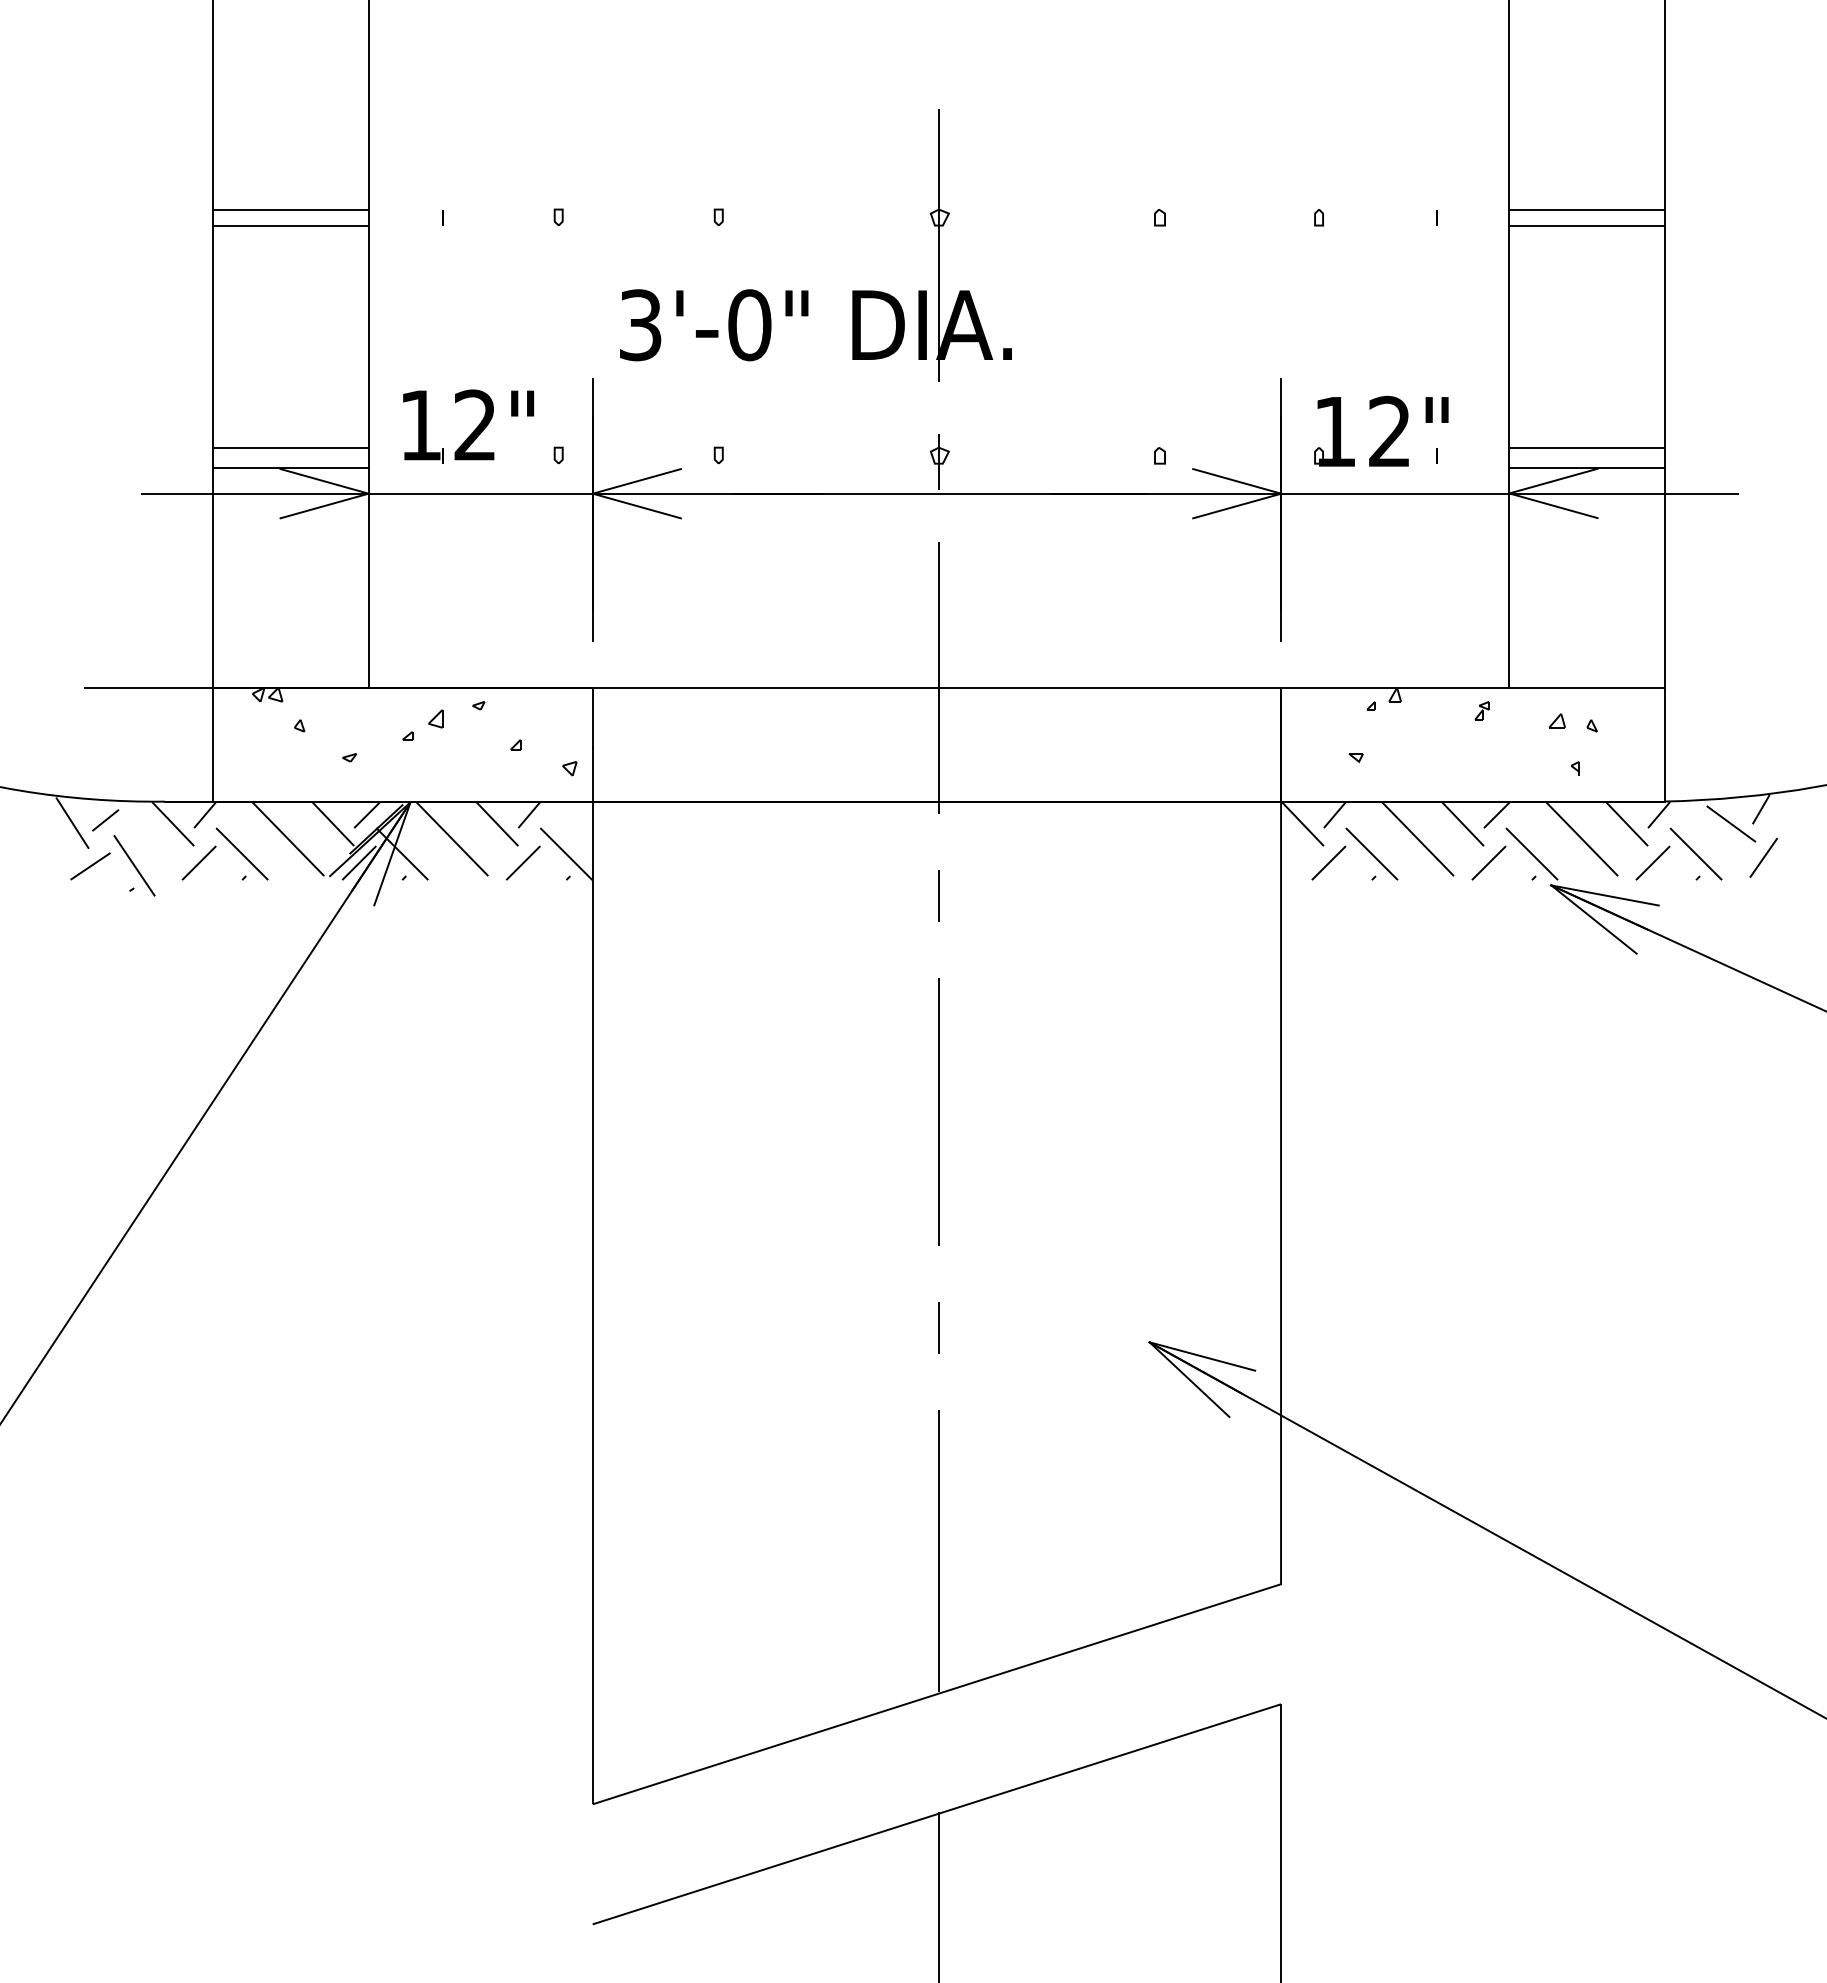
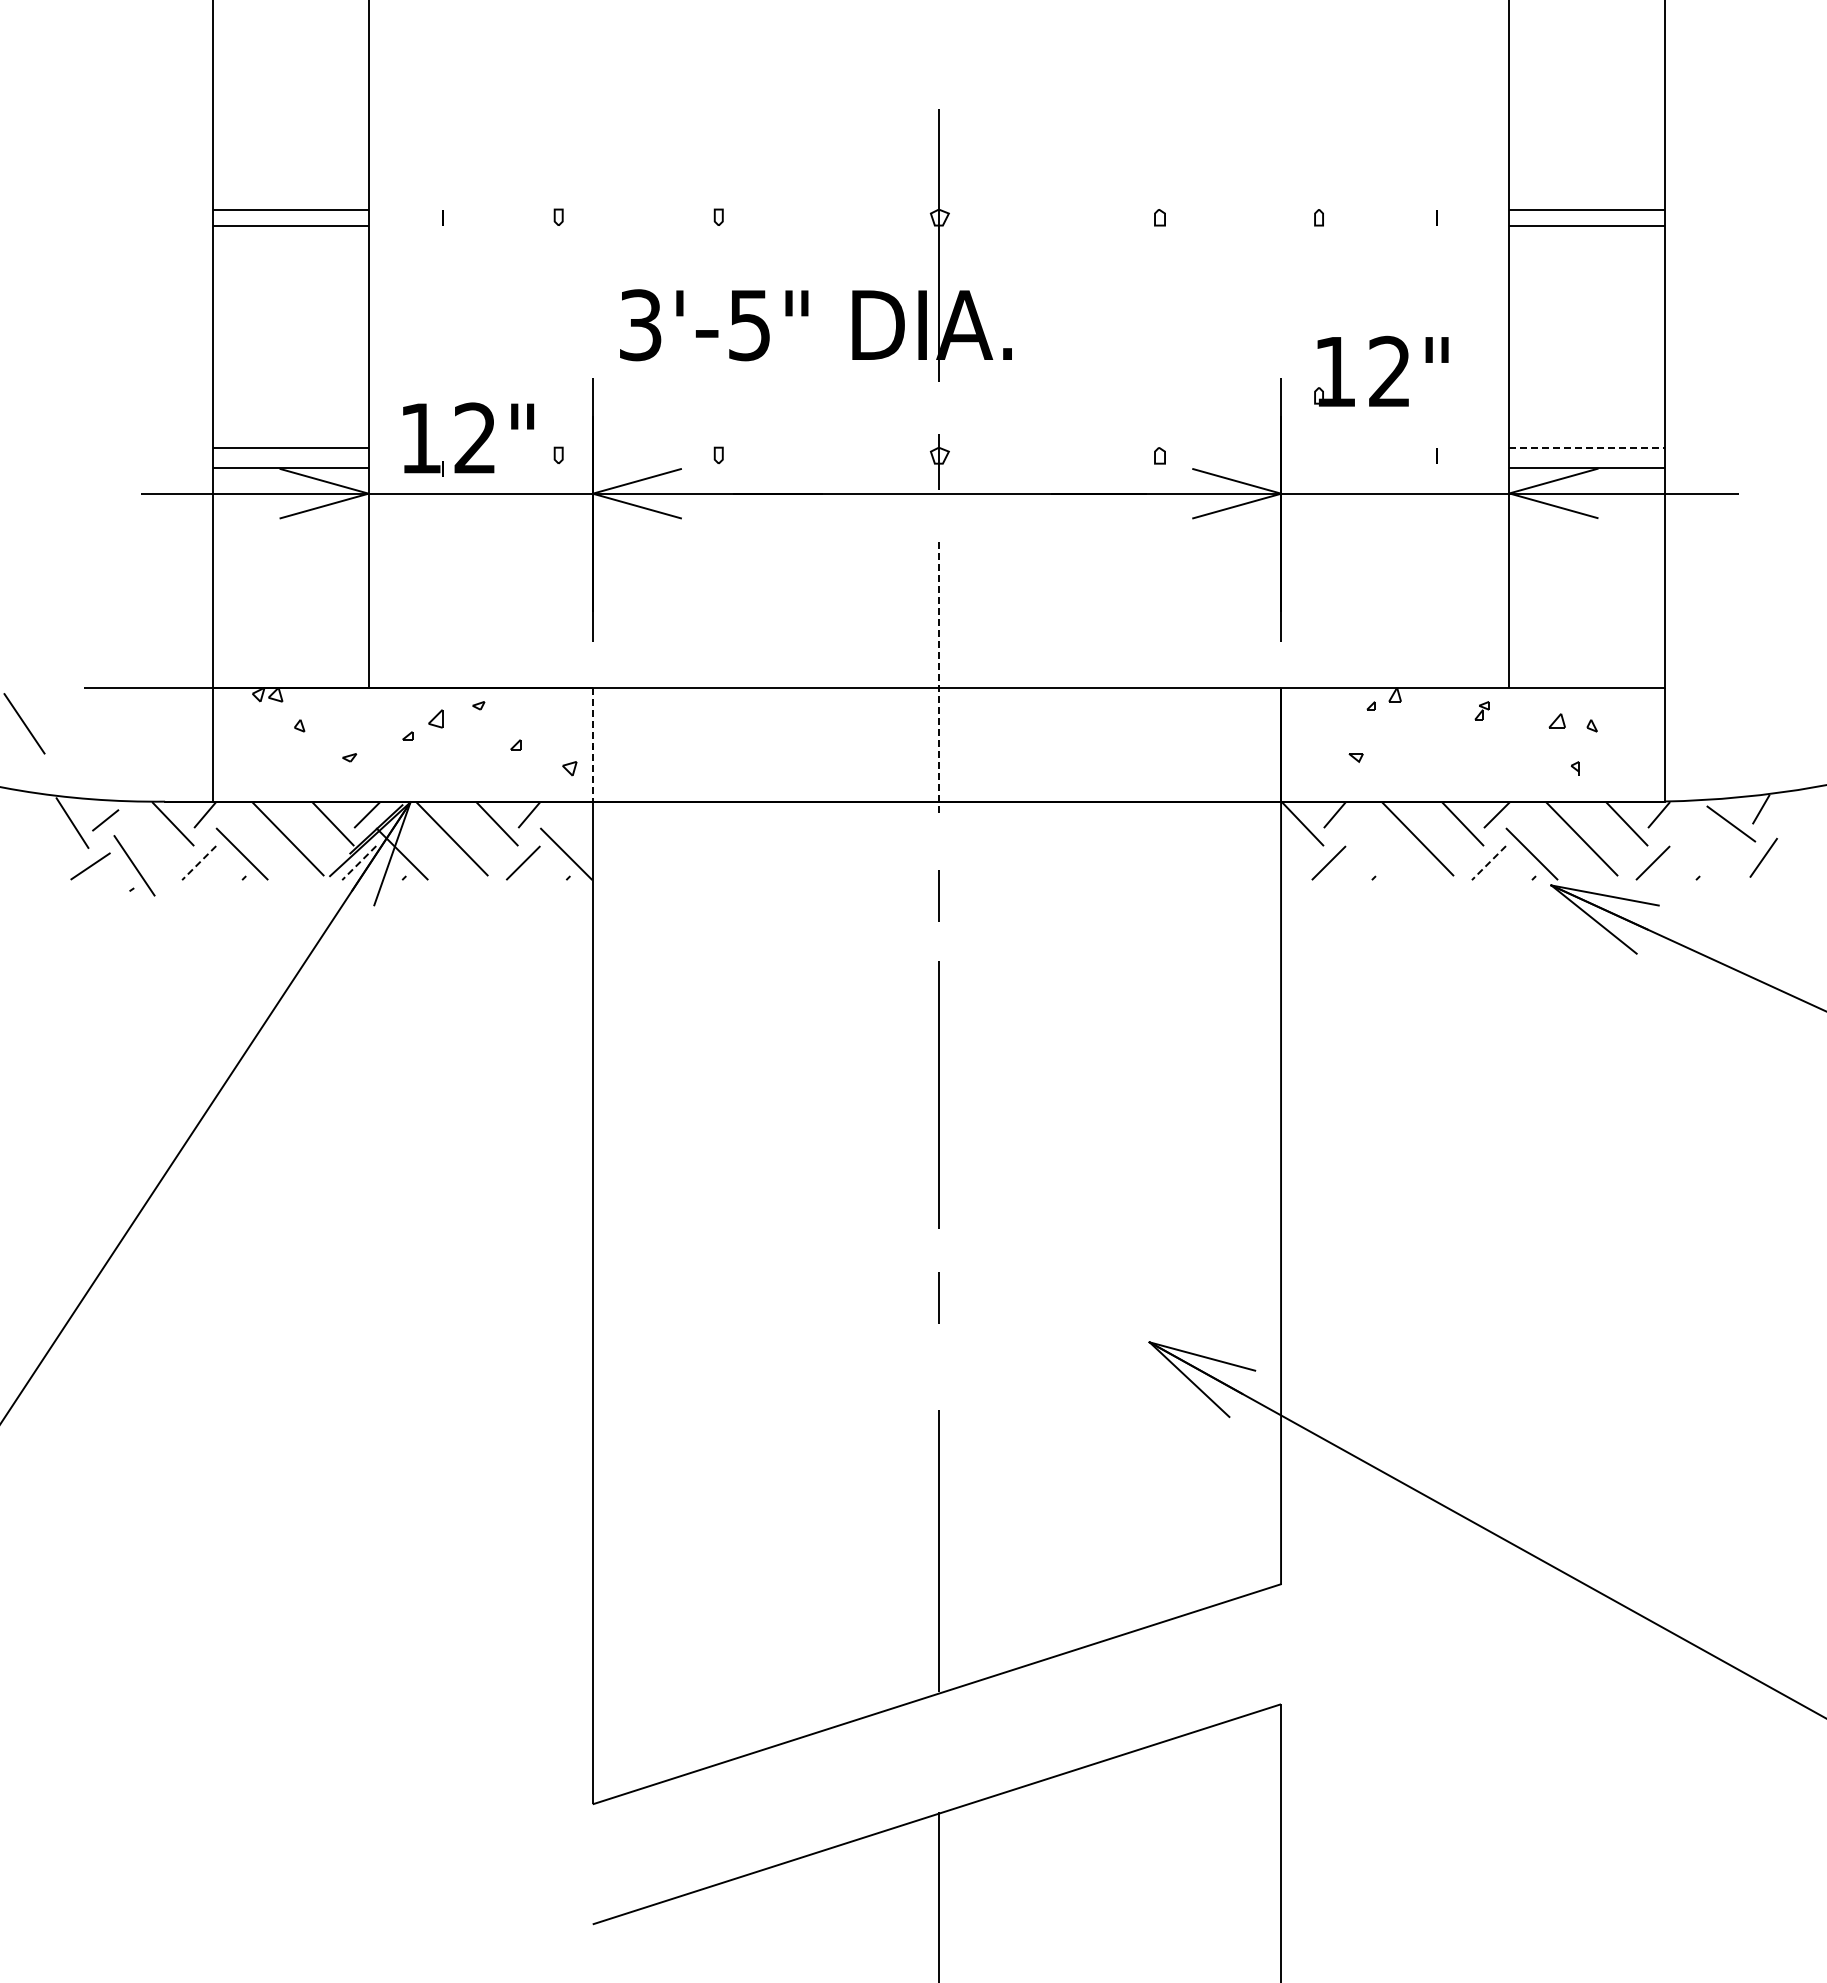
text: 3'-0" -> 3'-5" (749, 325)
part position: (473, 430) -> (473, 443) (473, 443)
part position: (1388, 436) -> (1388, 376) (1388, 376)
line: solid -> dashed (1587, 447)
line: solid -> dashed (938, 678)
line: none -> present (24, 723)
line: solid -> dashed (592, 745)
line: present -> none (1371, 853)
line: present -> none (1695, 853)
line: solid -> dashed (198, 863)
line: solid -> dashed (358, 863)
line: solid -> dashed (1488, 863)
line position: (938, 1111) -> (938, 1094) (938, 1094)
line position: (938, 1327) -> (938, 1297) (938, 1297)
